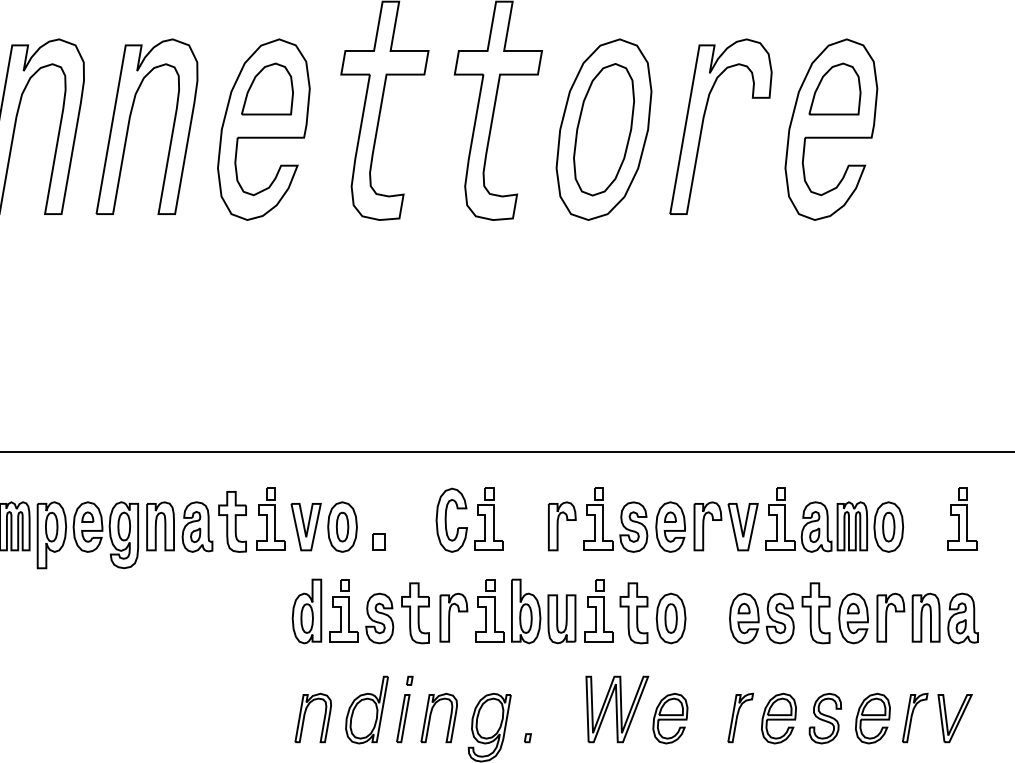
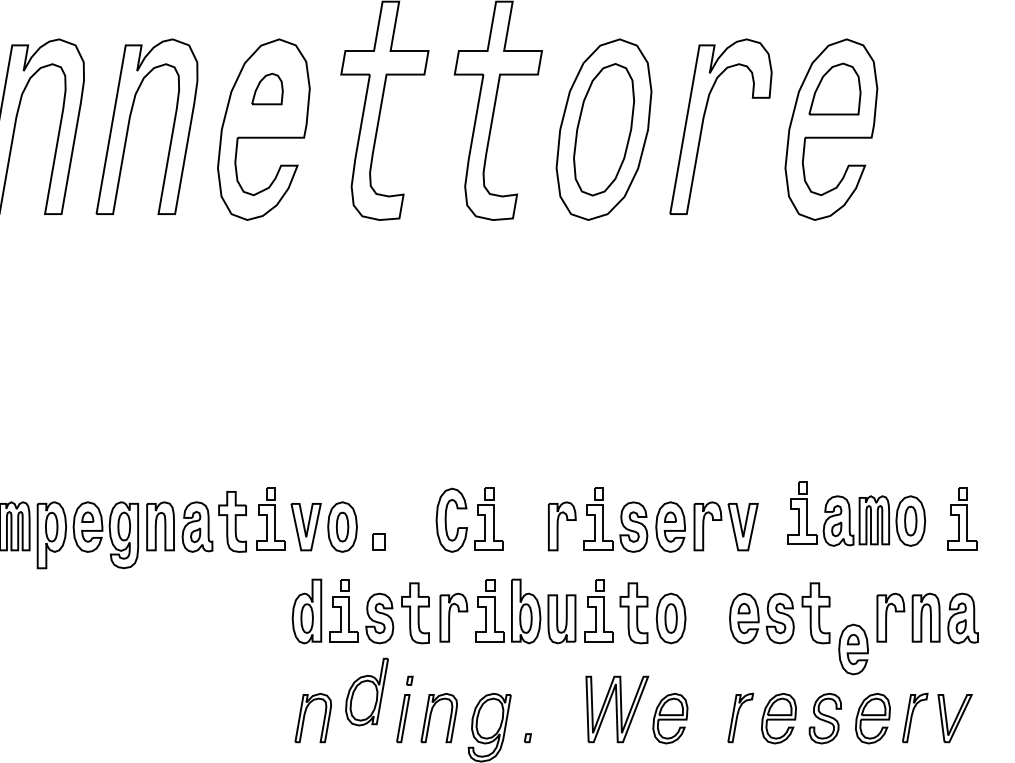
part size: 53x54 px -> 33x34 px (267, 88)
line: present -> none (506, 451)
part position: (834, 519) -> (856, 513) (856, 513)
part position: (853, 618) -> (853, 649) (853, 649)
part position: (366, 709) -> (366, 691) (366, 691)
